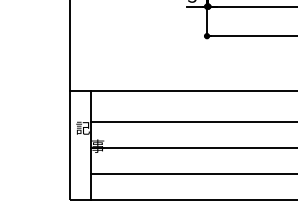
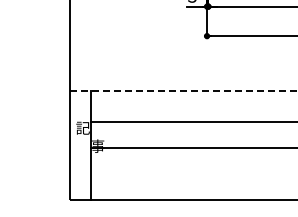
line: solid -> dashed (183, 91)
line: present -> none (192, 173)
